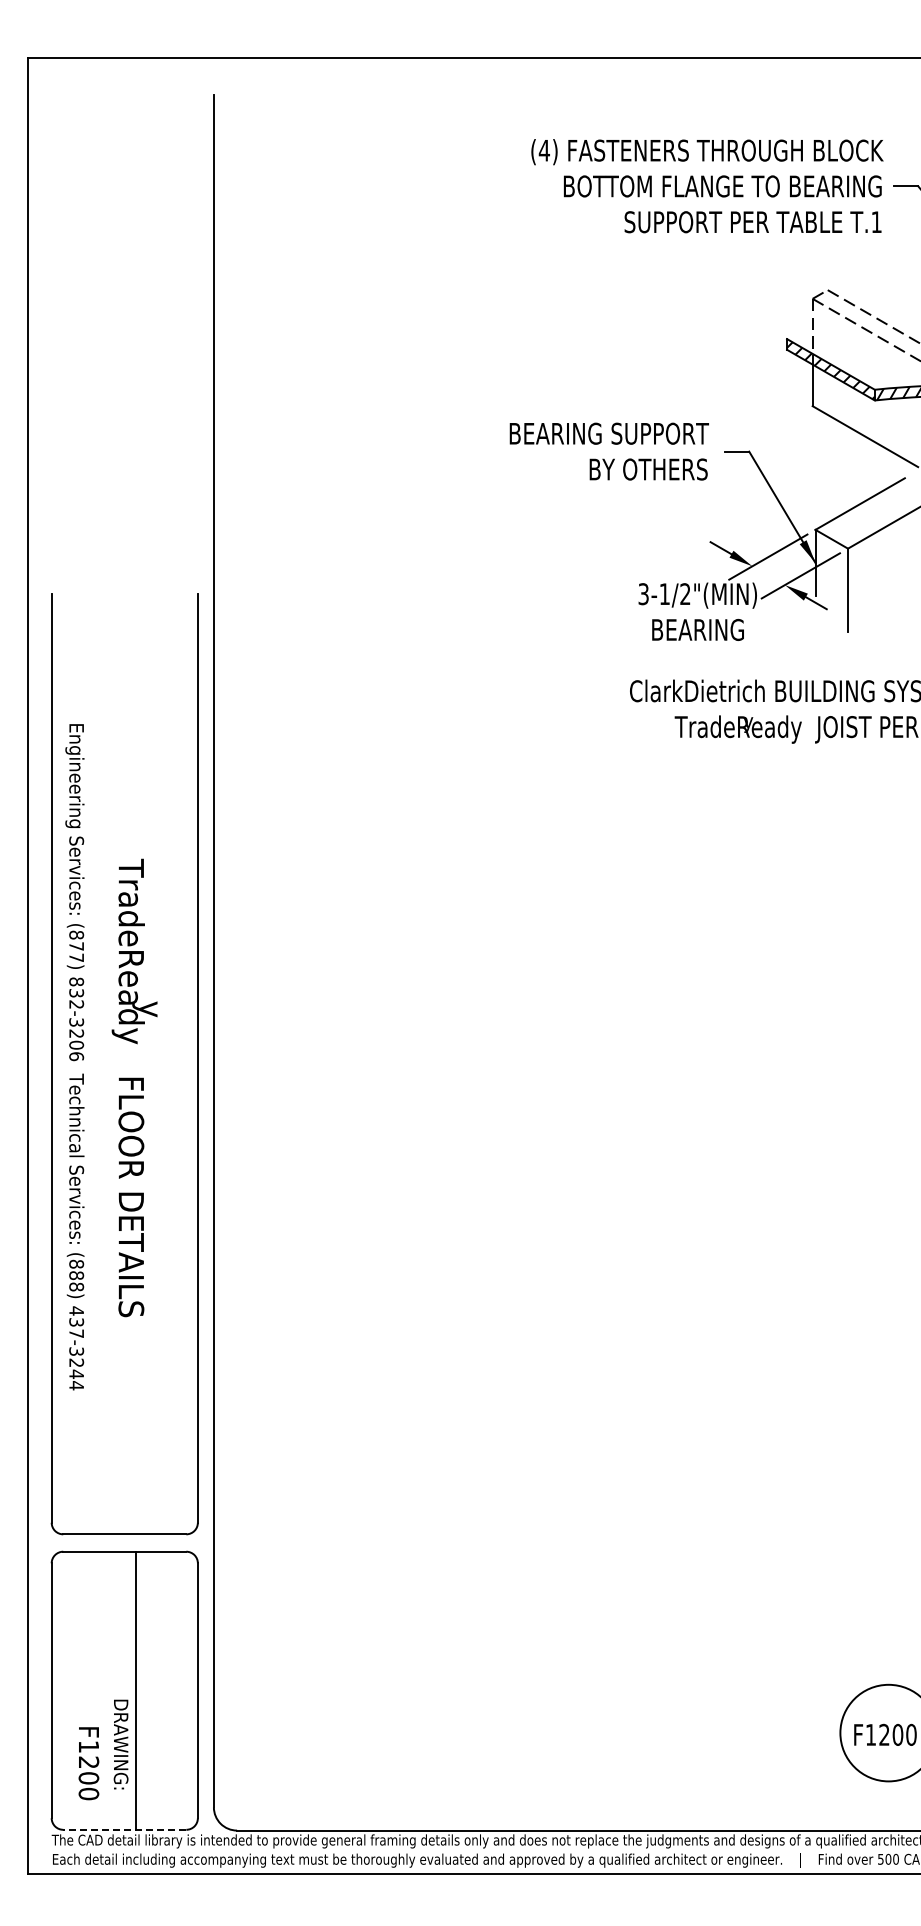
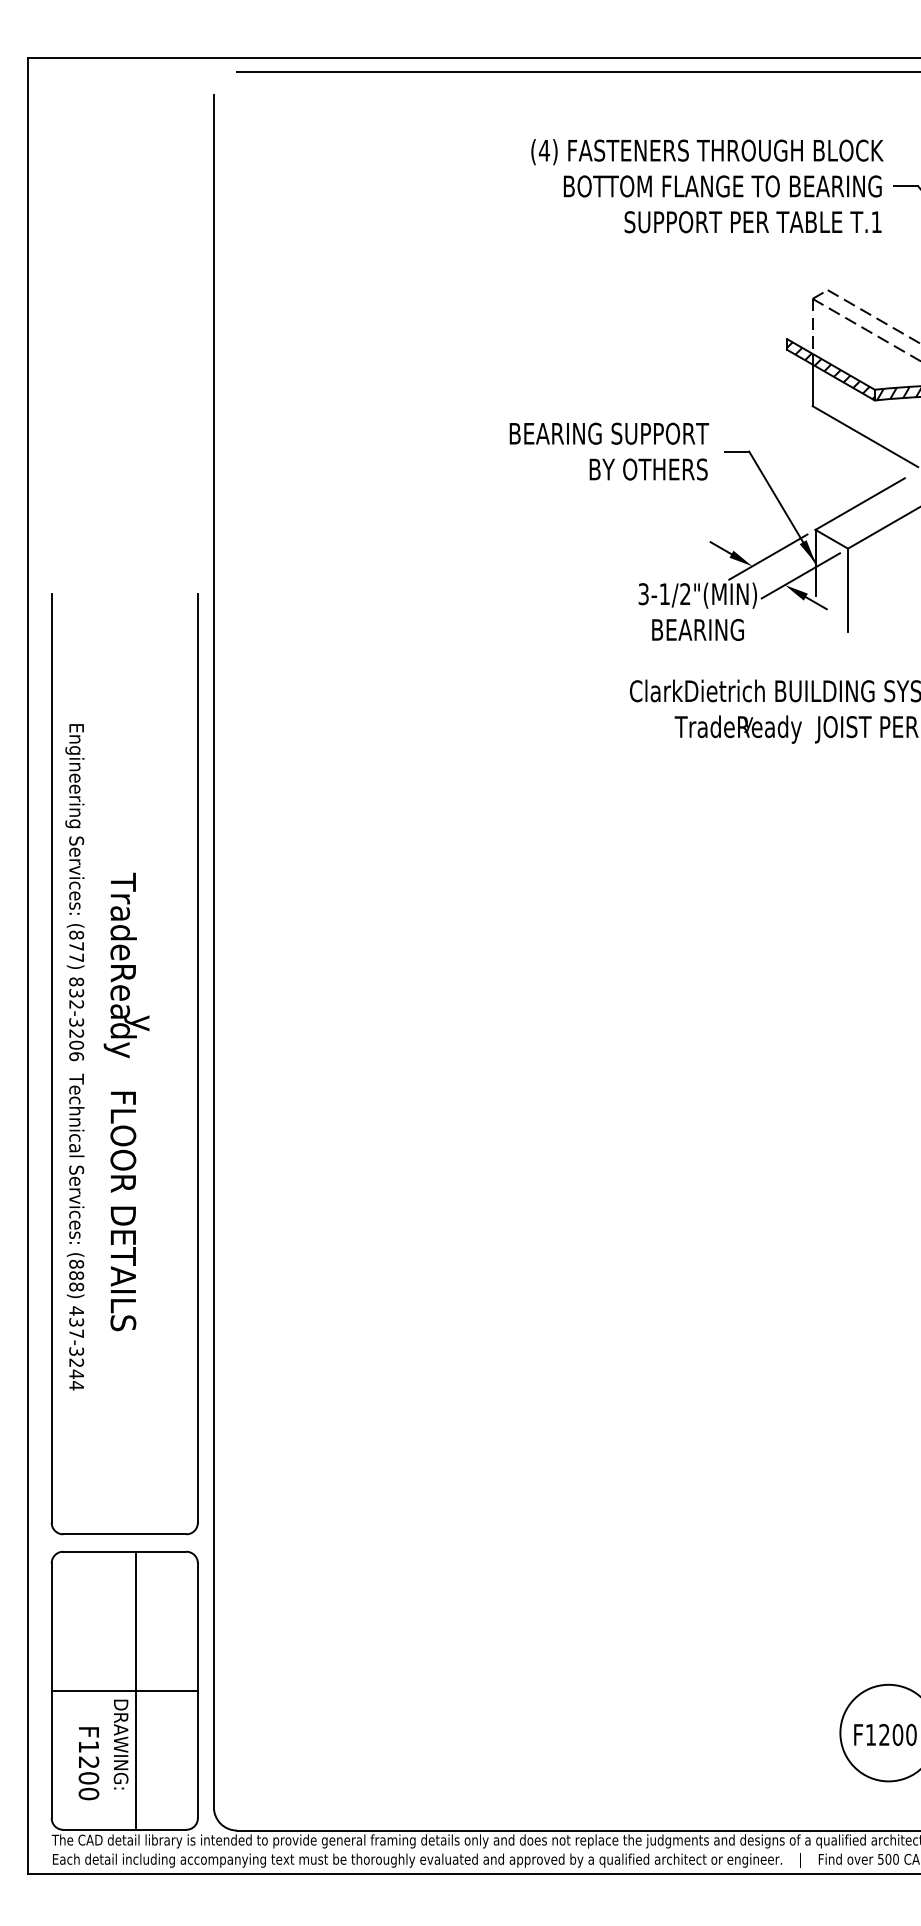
line: none -> present (577, 71)
text position: (134, 1087) -> (126, 1101) (126, 1101)
line: none -> present (124, 1690)
line: dashed -> solid (124, 1829)
